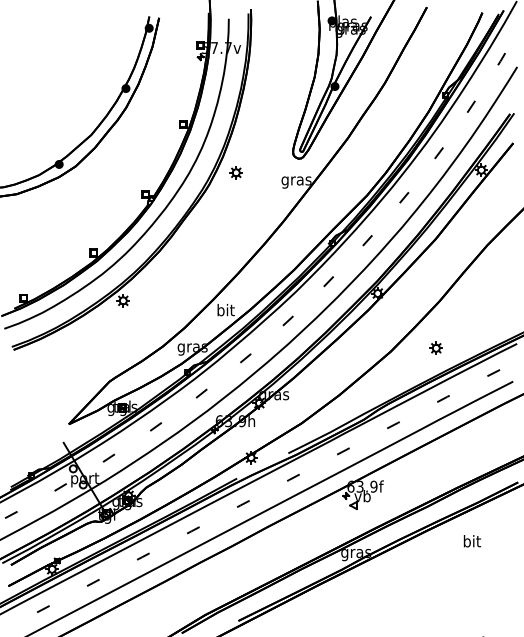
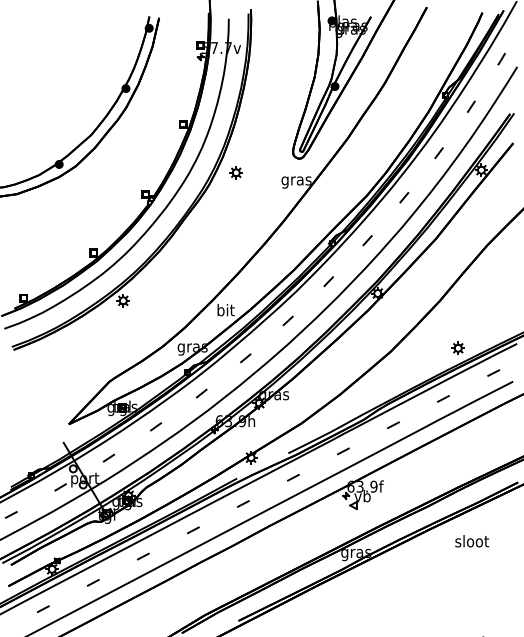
part position: (435, 347) -> (457, 347) (457, 347)
text: bit -> sloot (472, 541)
